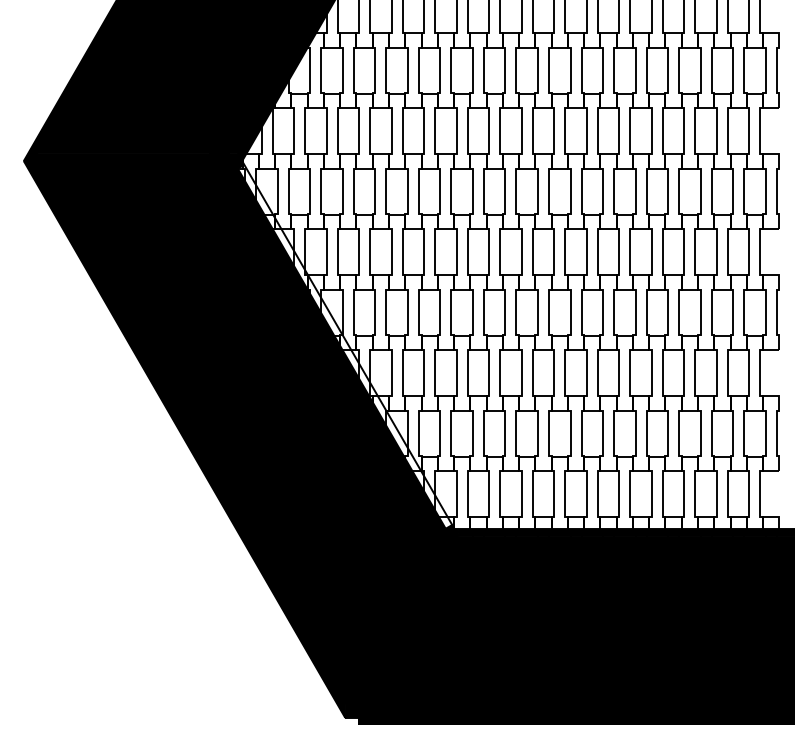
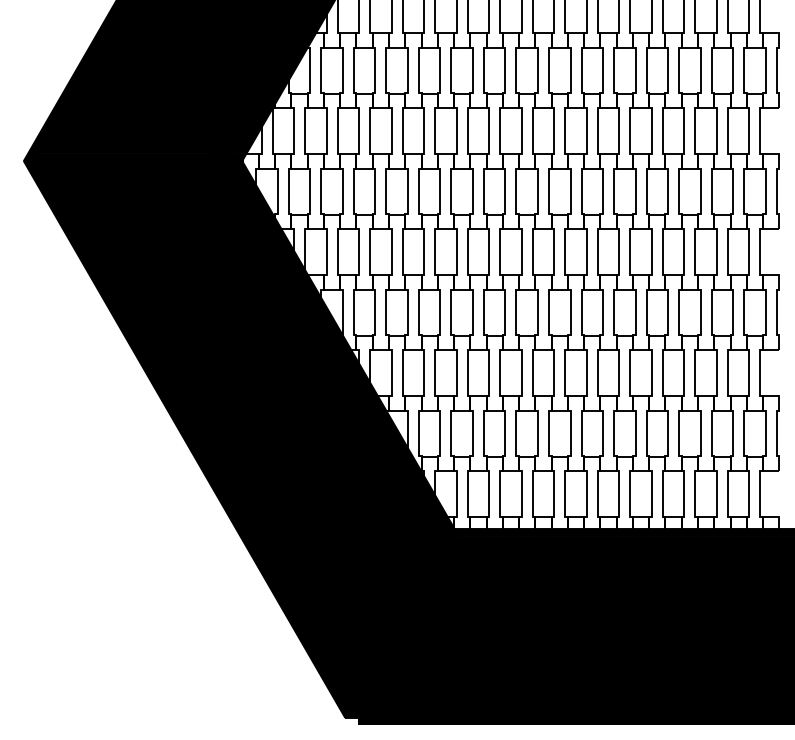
fill: none -> present (344, 346)
